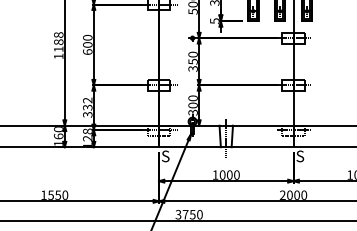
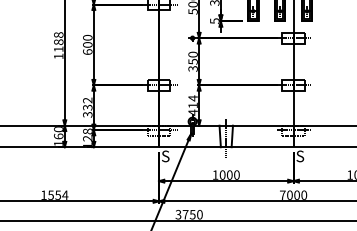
text: 300 -> 414 (192, 105)
text: 1550 -> 1554 (65, 194)
text: 2000 -> 7000 (282, 194)
